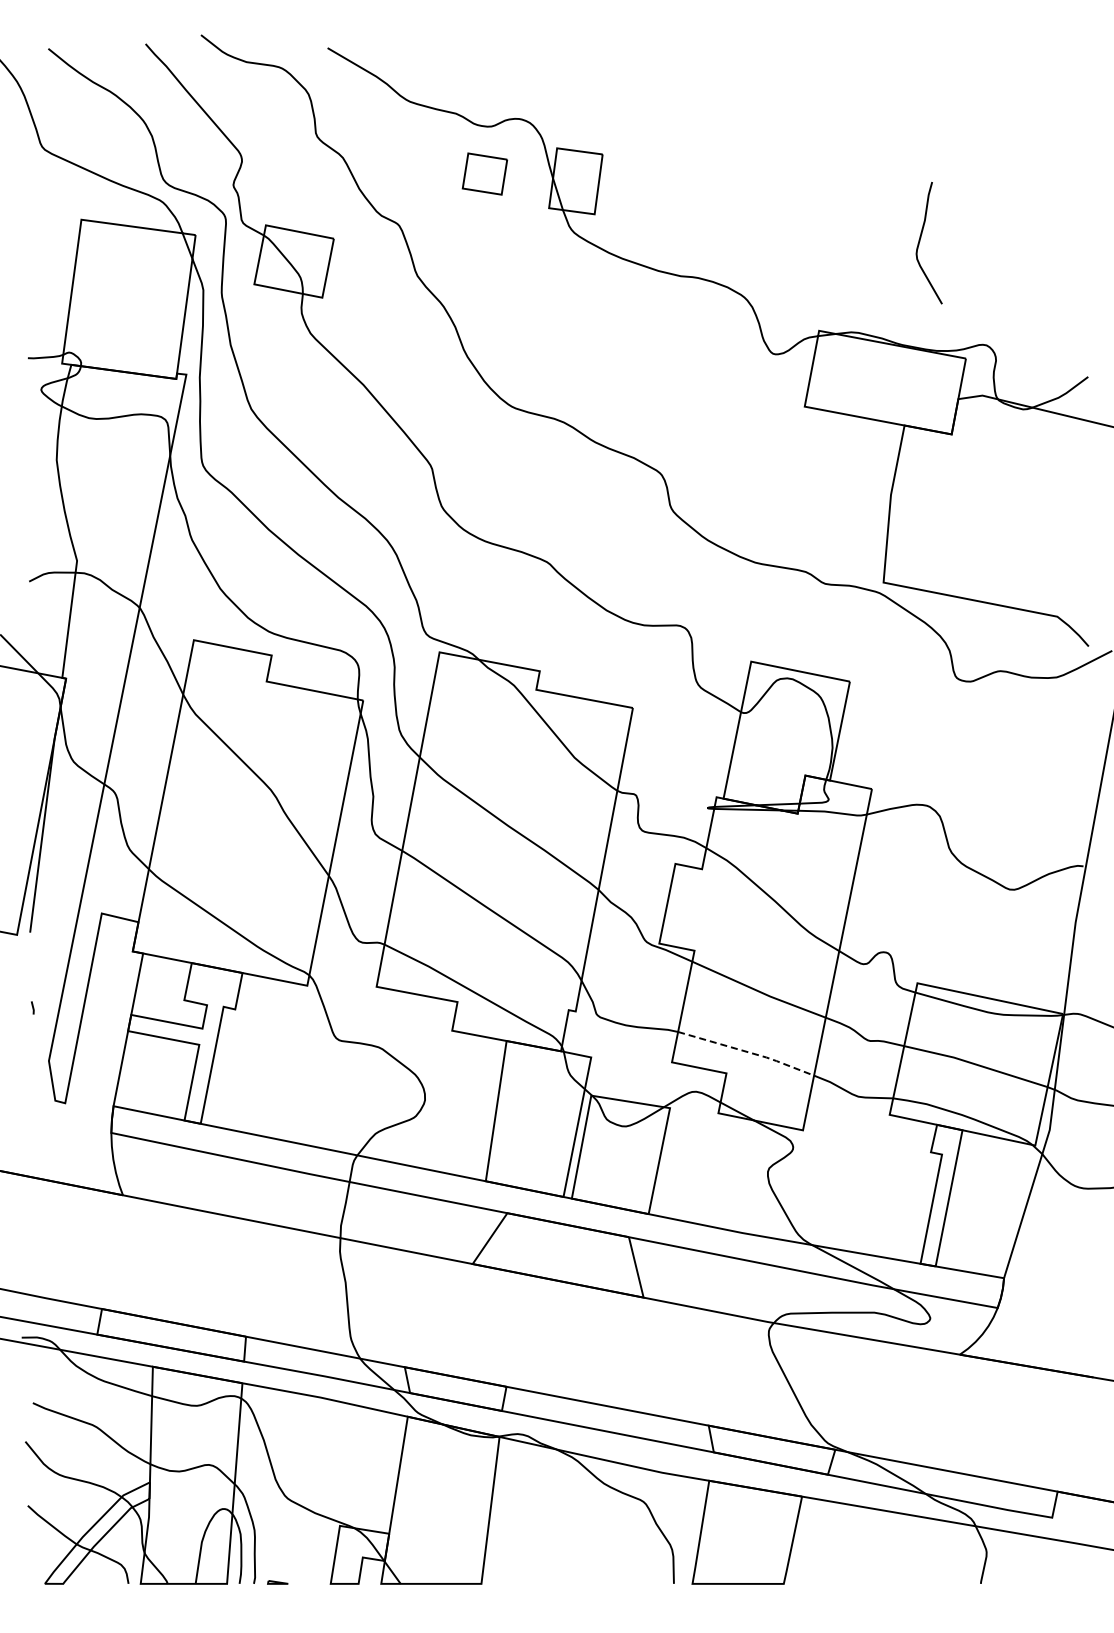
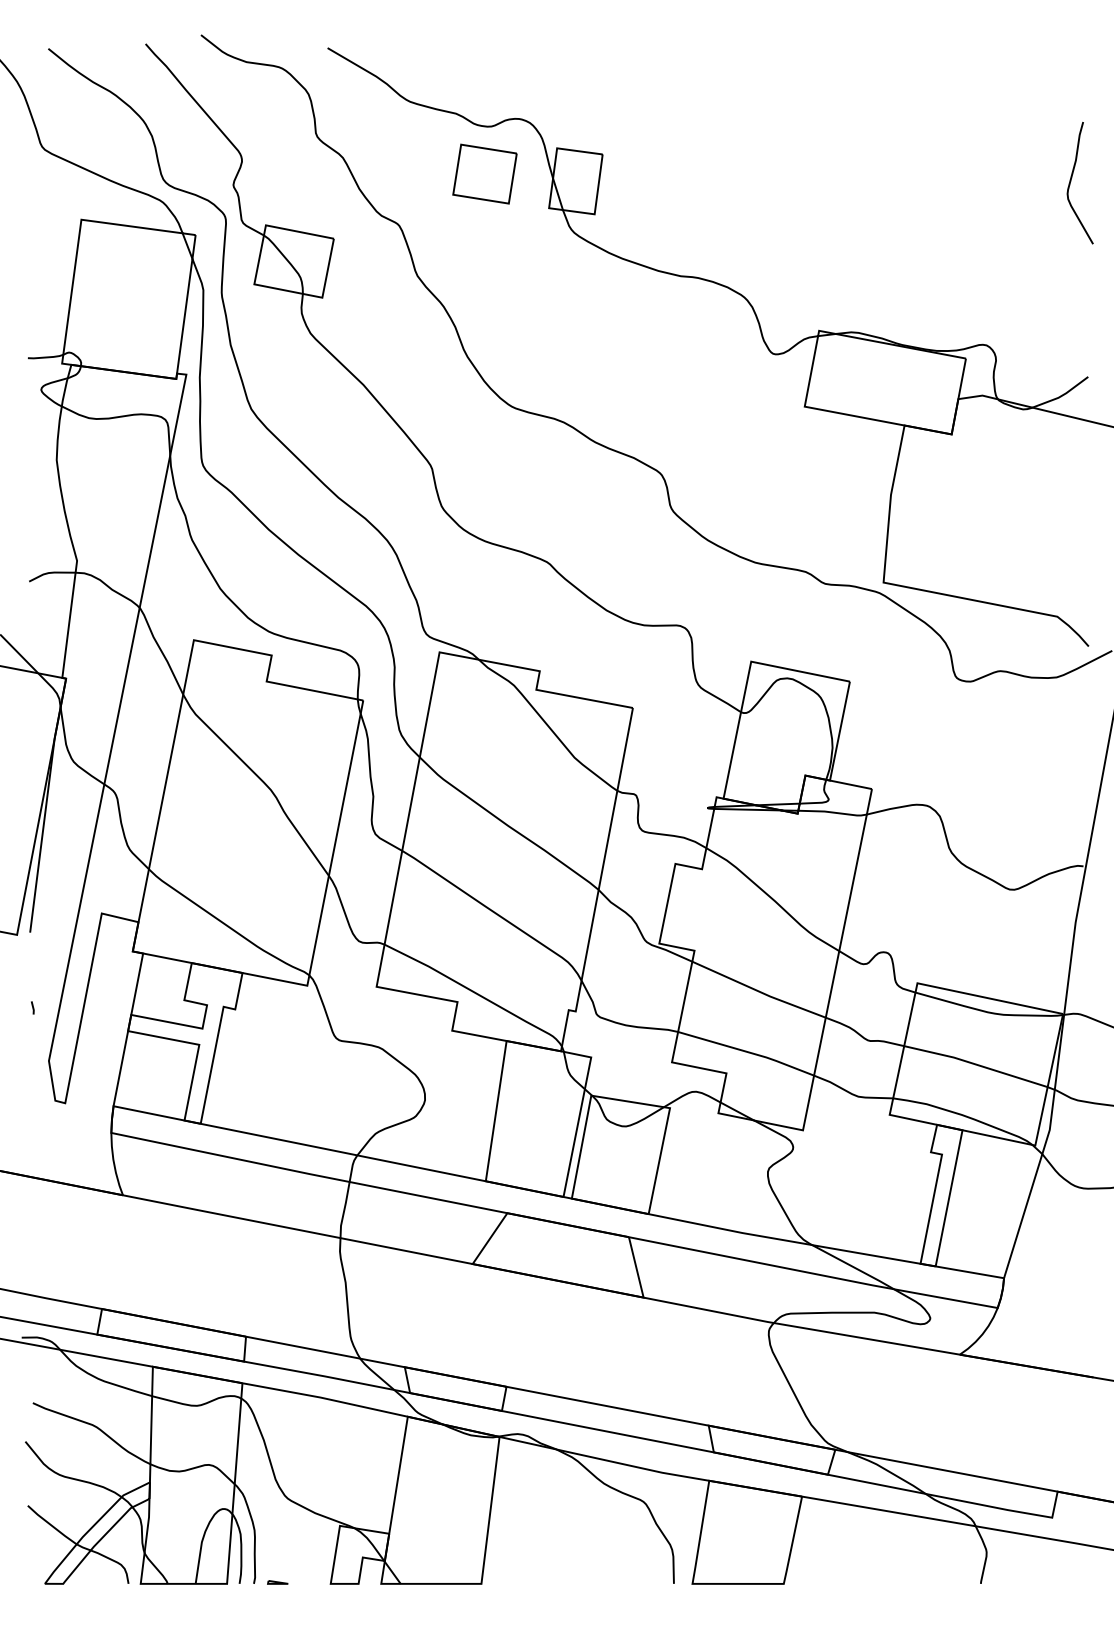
part size: 48x44 px -> 66x62 px (484, 173)
curve position: (920, 241) -> (1071, 181) (1071, 181)
line: dashed -> solid (748, 1052)
